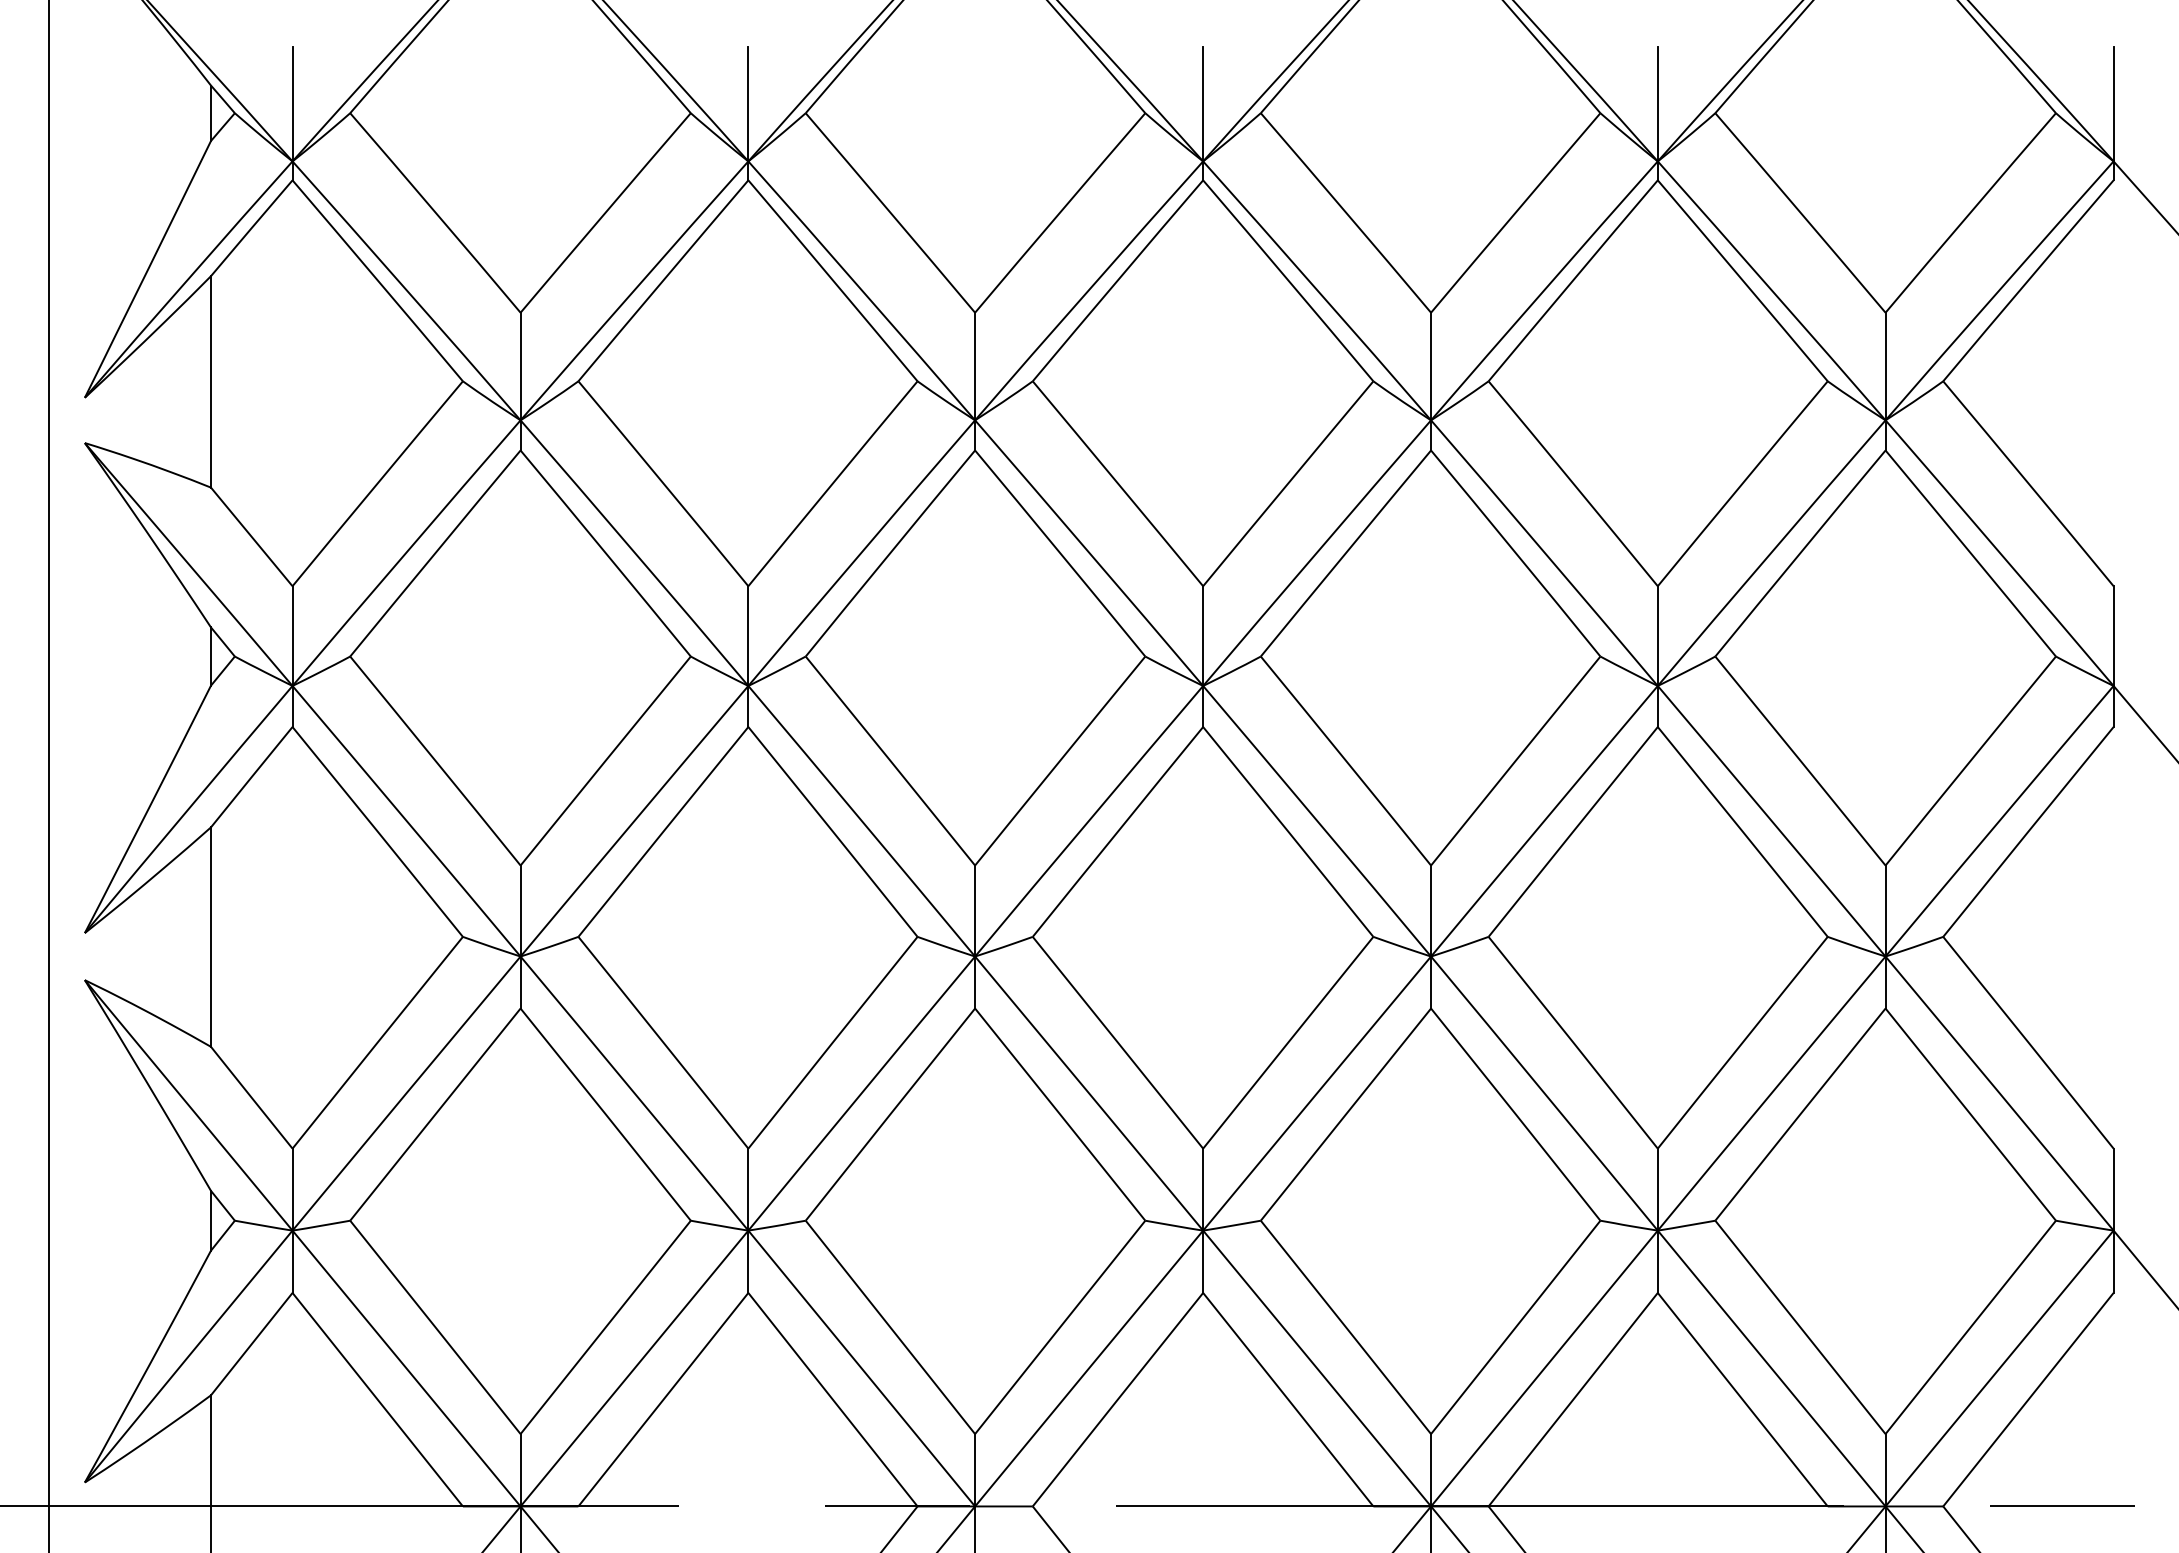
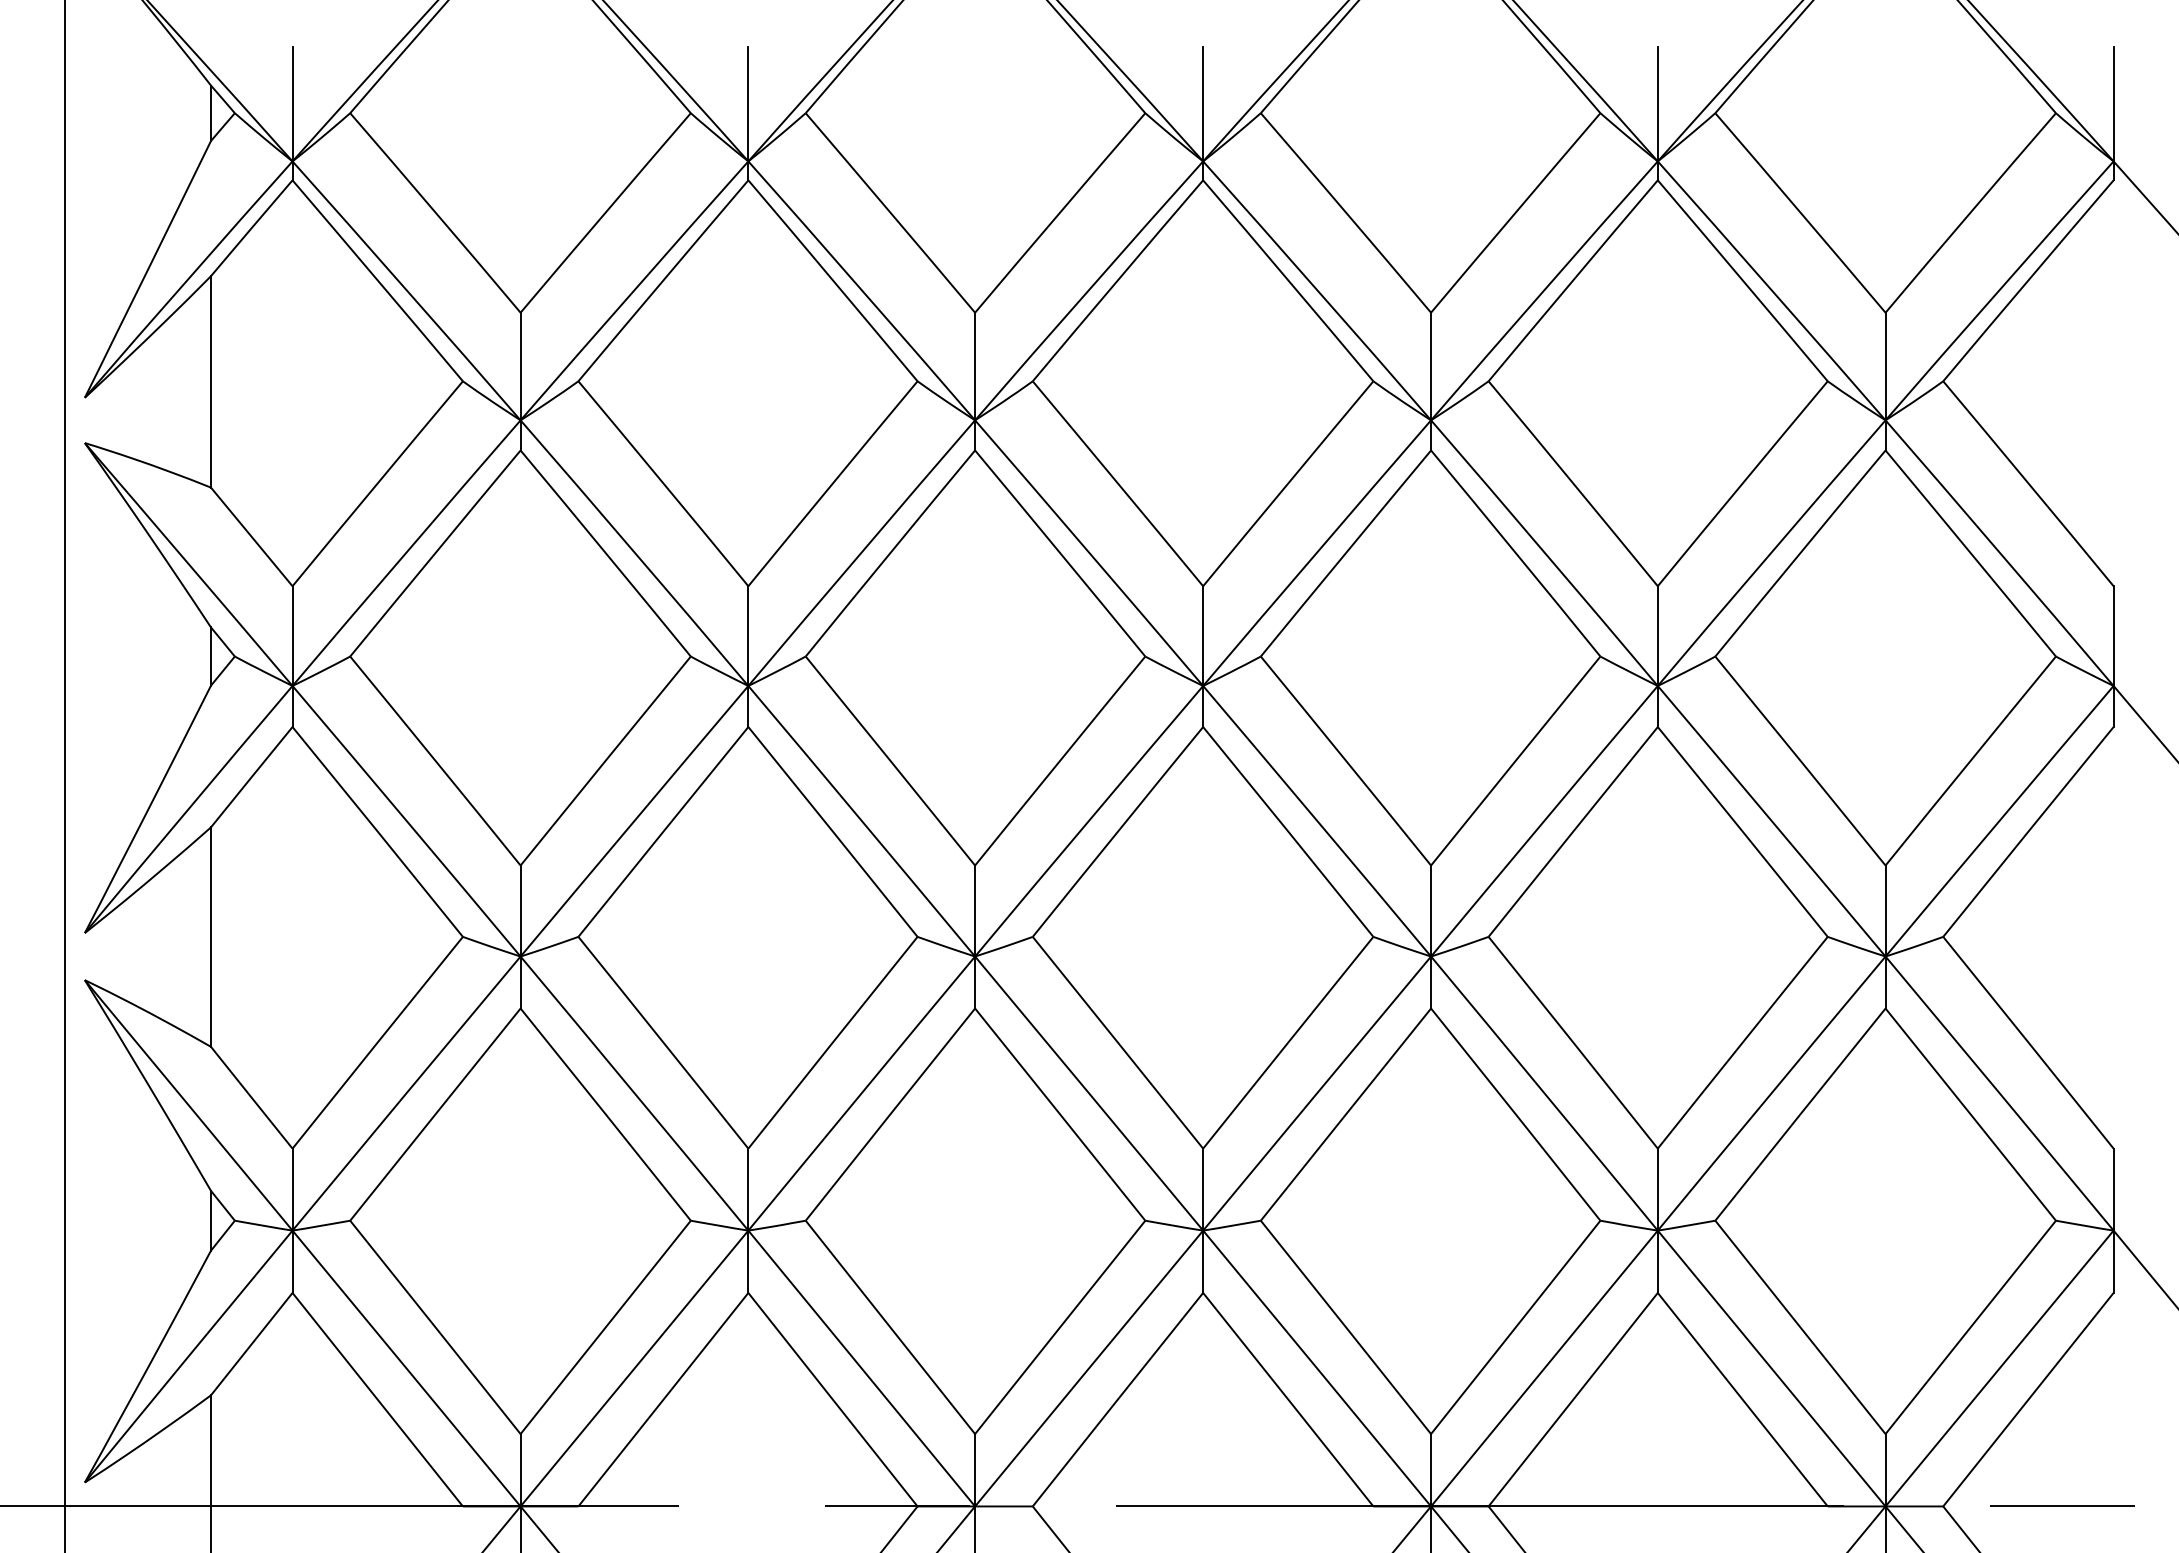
line position: (49, 775) -> (65, 775) (65, 775)
